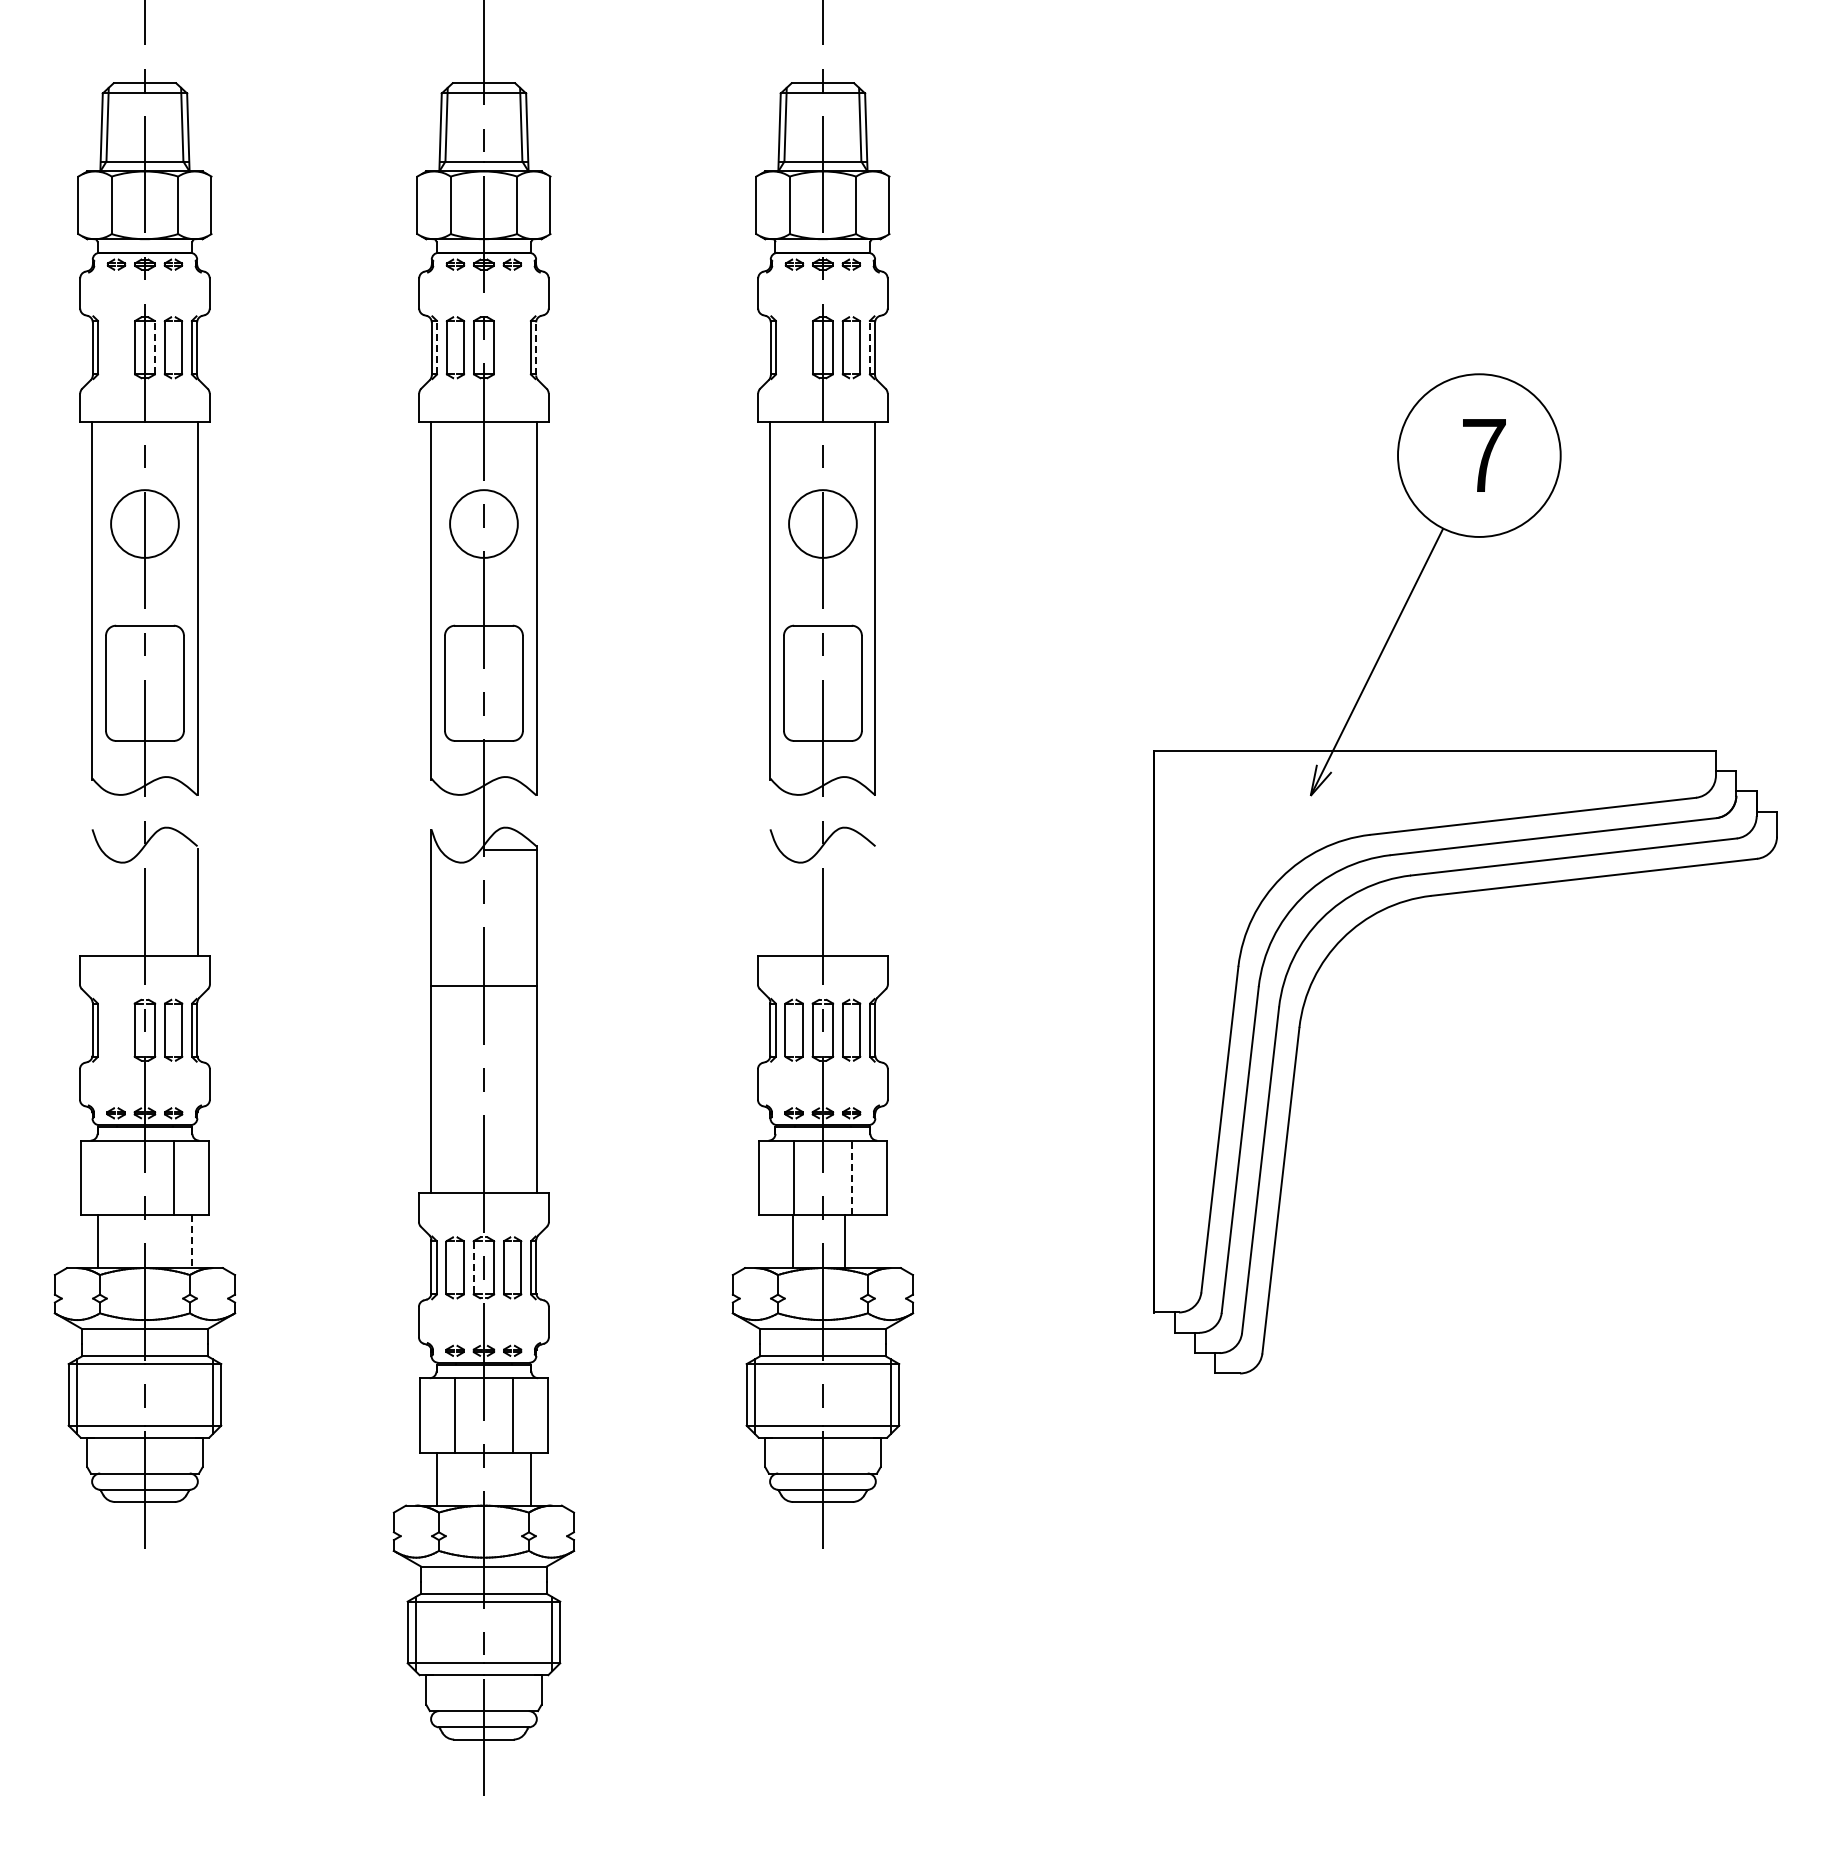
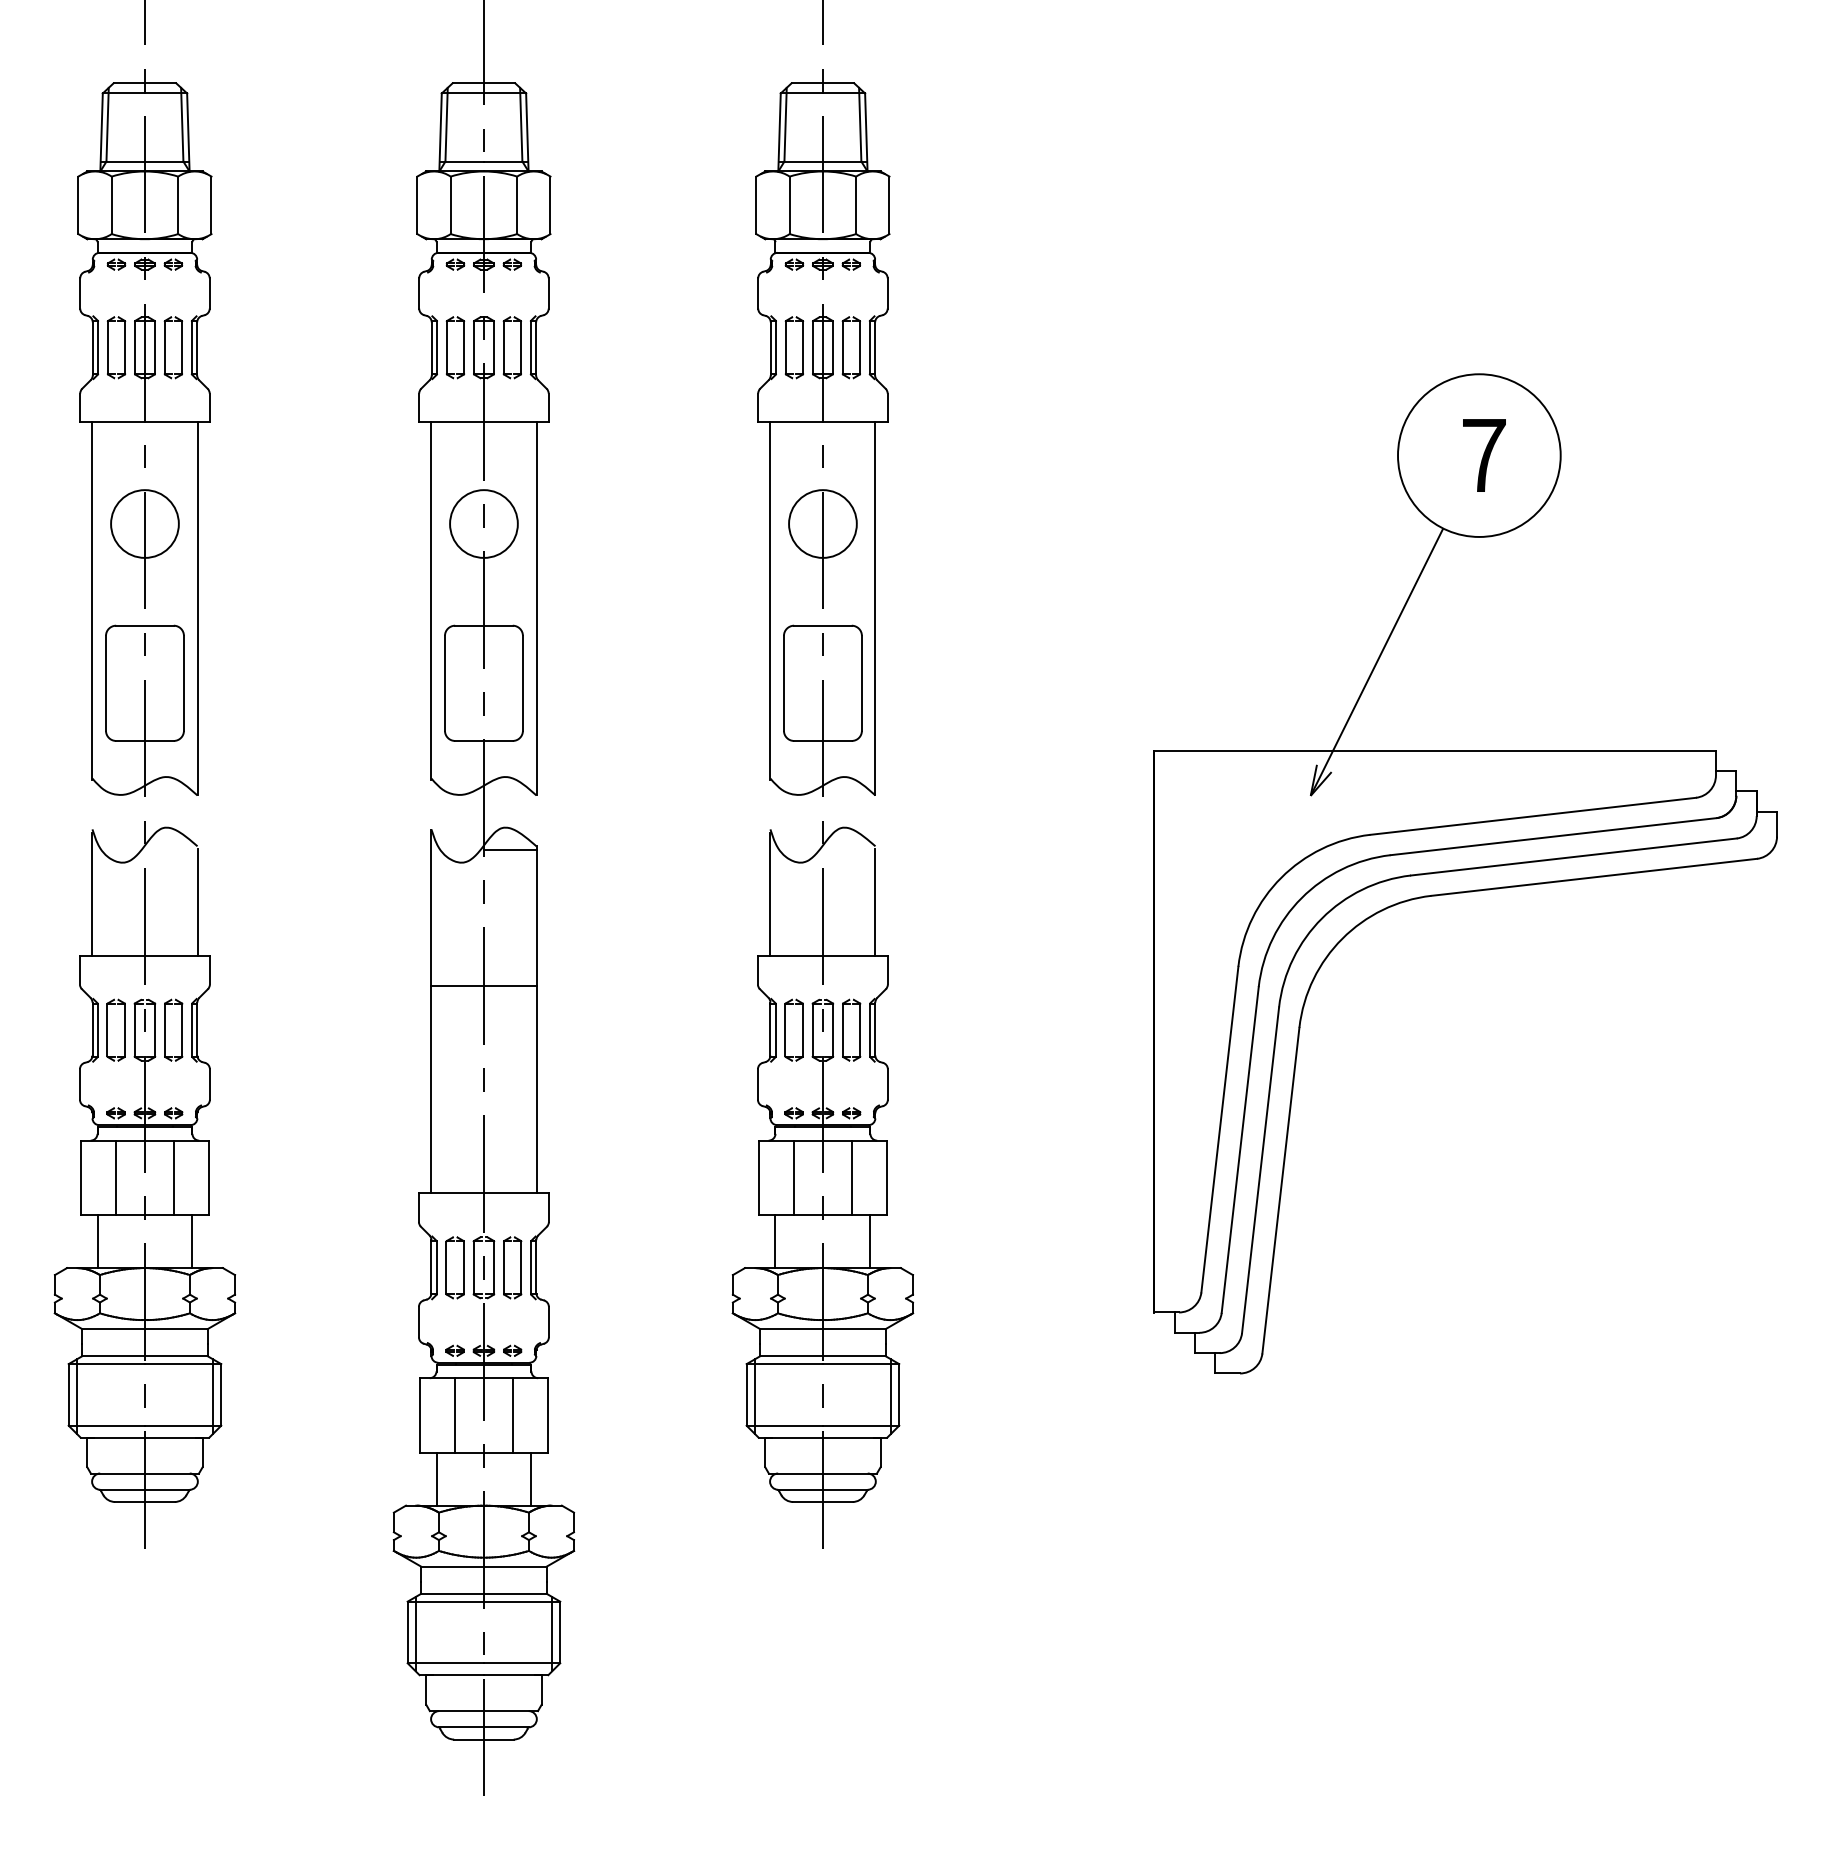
part: none -> present (108, 347)
line: dashed -> solid (155, 347)
line: dashed -> solid (437, 347)
part: none -> present (504, 347)
part: none -> present (786, 347)
line: dashed -> solid (869, 347)
line: dashed -> solid (536, 348)
line: none -> present (92, 893)
line: none -> present (770, 893)
line: none -> present (875, 902)
part: none -> present (107, 1029)
line: none -> present (116, 1177)
line: dashed -> solid (851, 1177)
line position: (793, 1241) -> (775, 1241) (775, 1241)
line position: (845, 1241) -> (870, 1241) (870, 1241)
line: dashed -> solid (192, 1242)
line: dashed -> solid (473, 1267)
